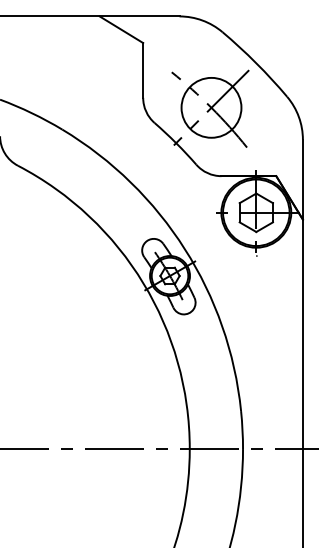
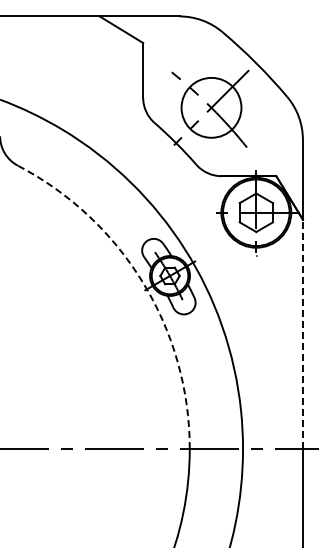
arc: solid -> dashed (143, 283)
line: solid -> dashed (302, 334)
